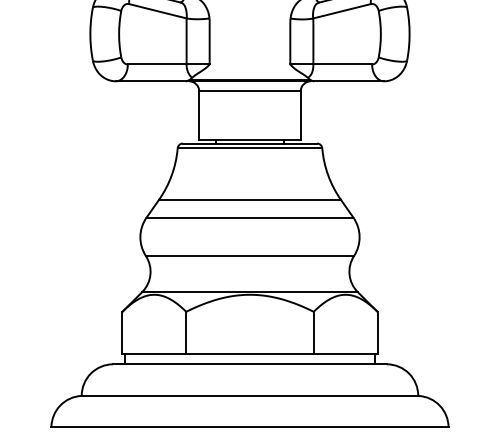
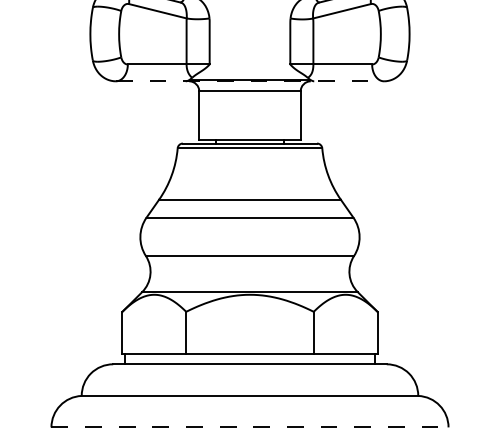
line: solid -> dashed (250, 81)
line: solid -> dashed (250, 427)
